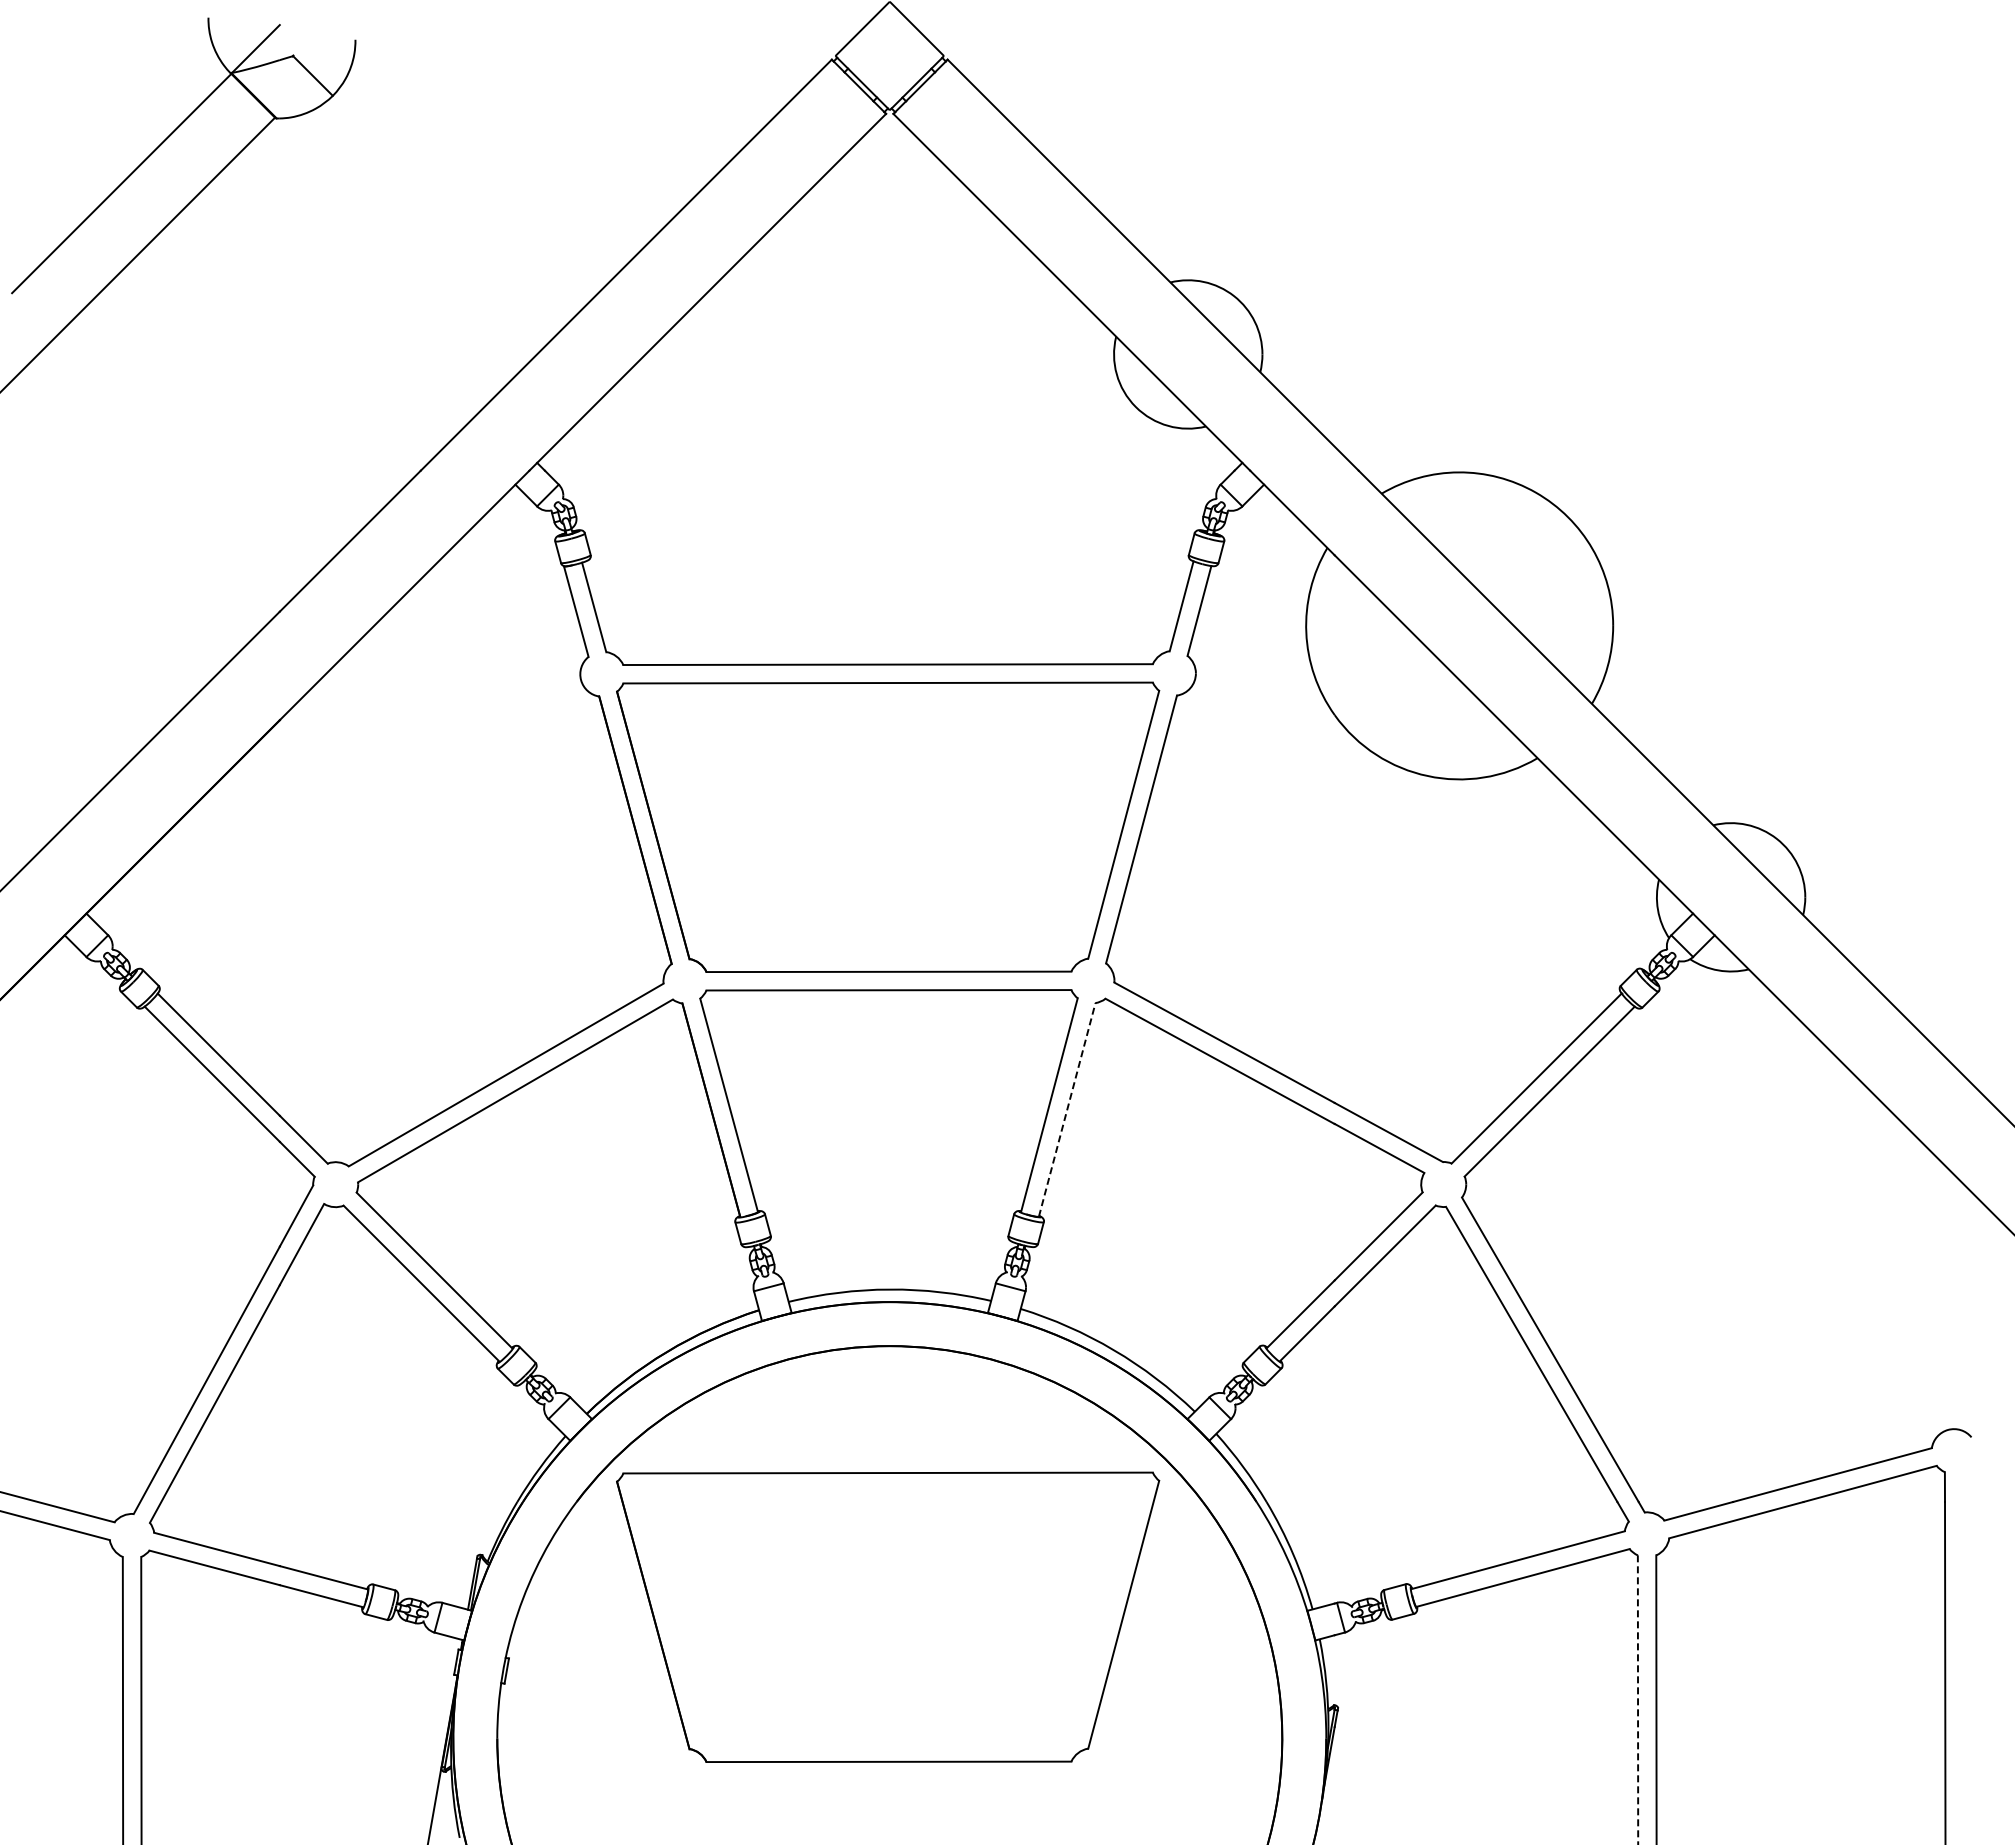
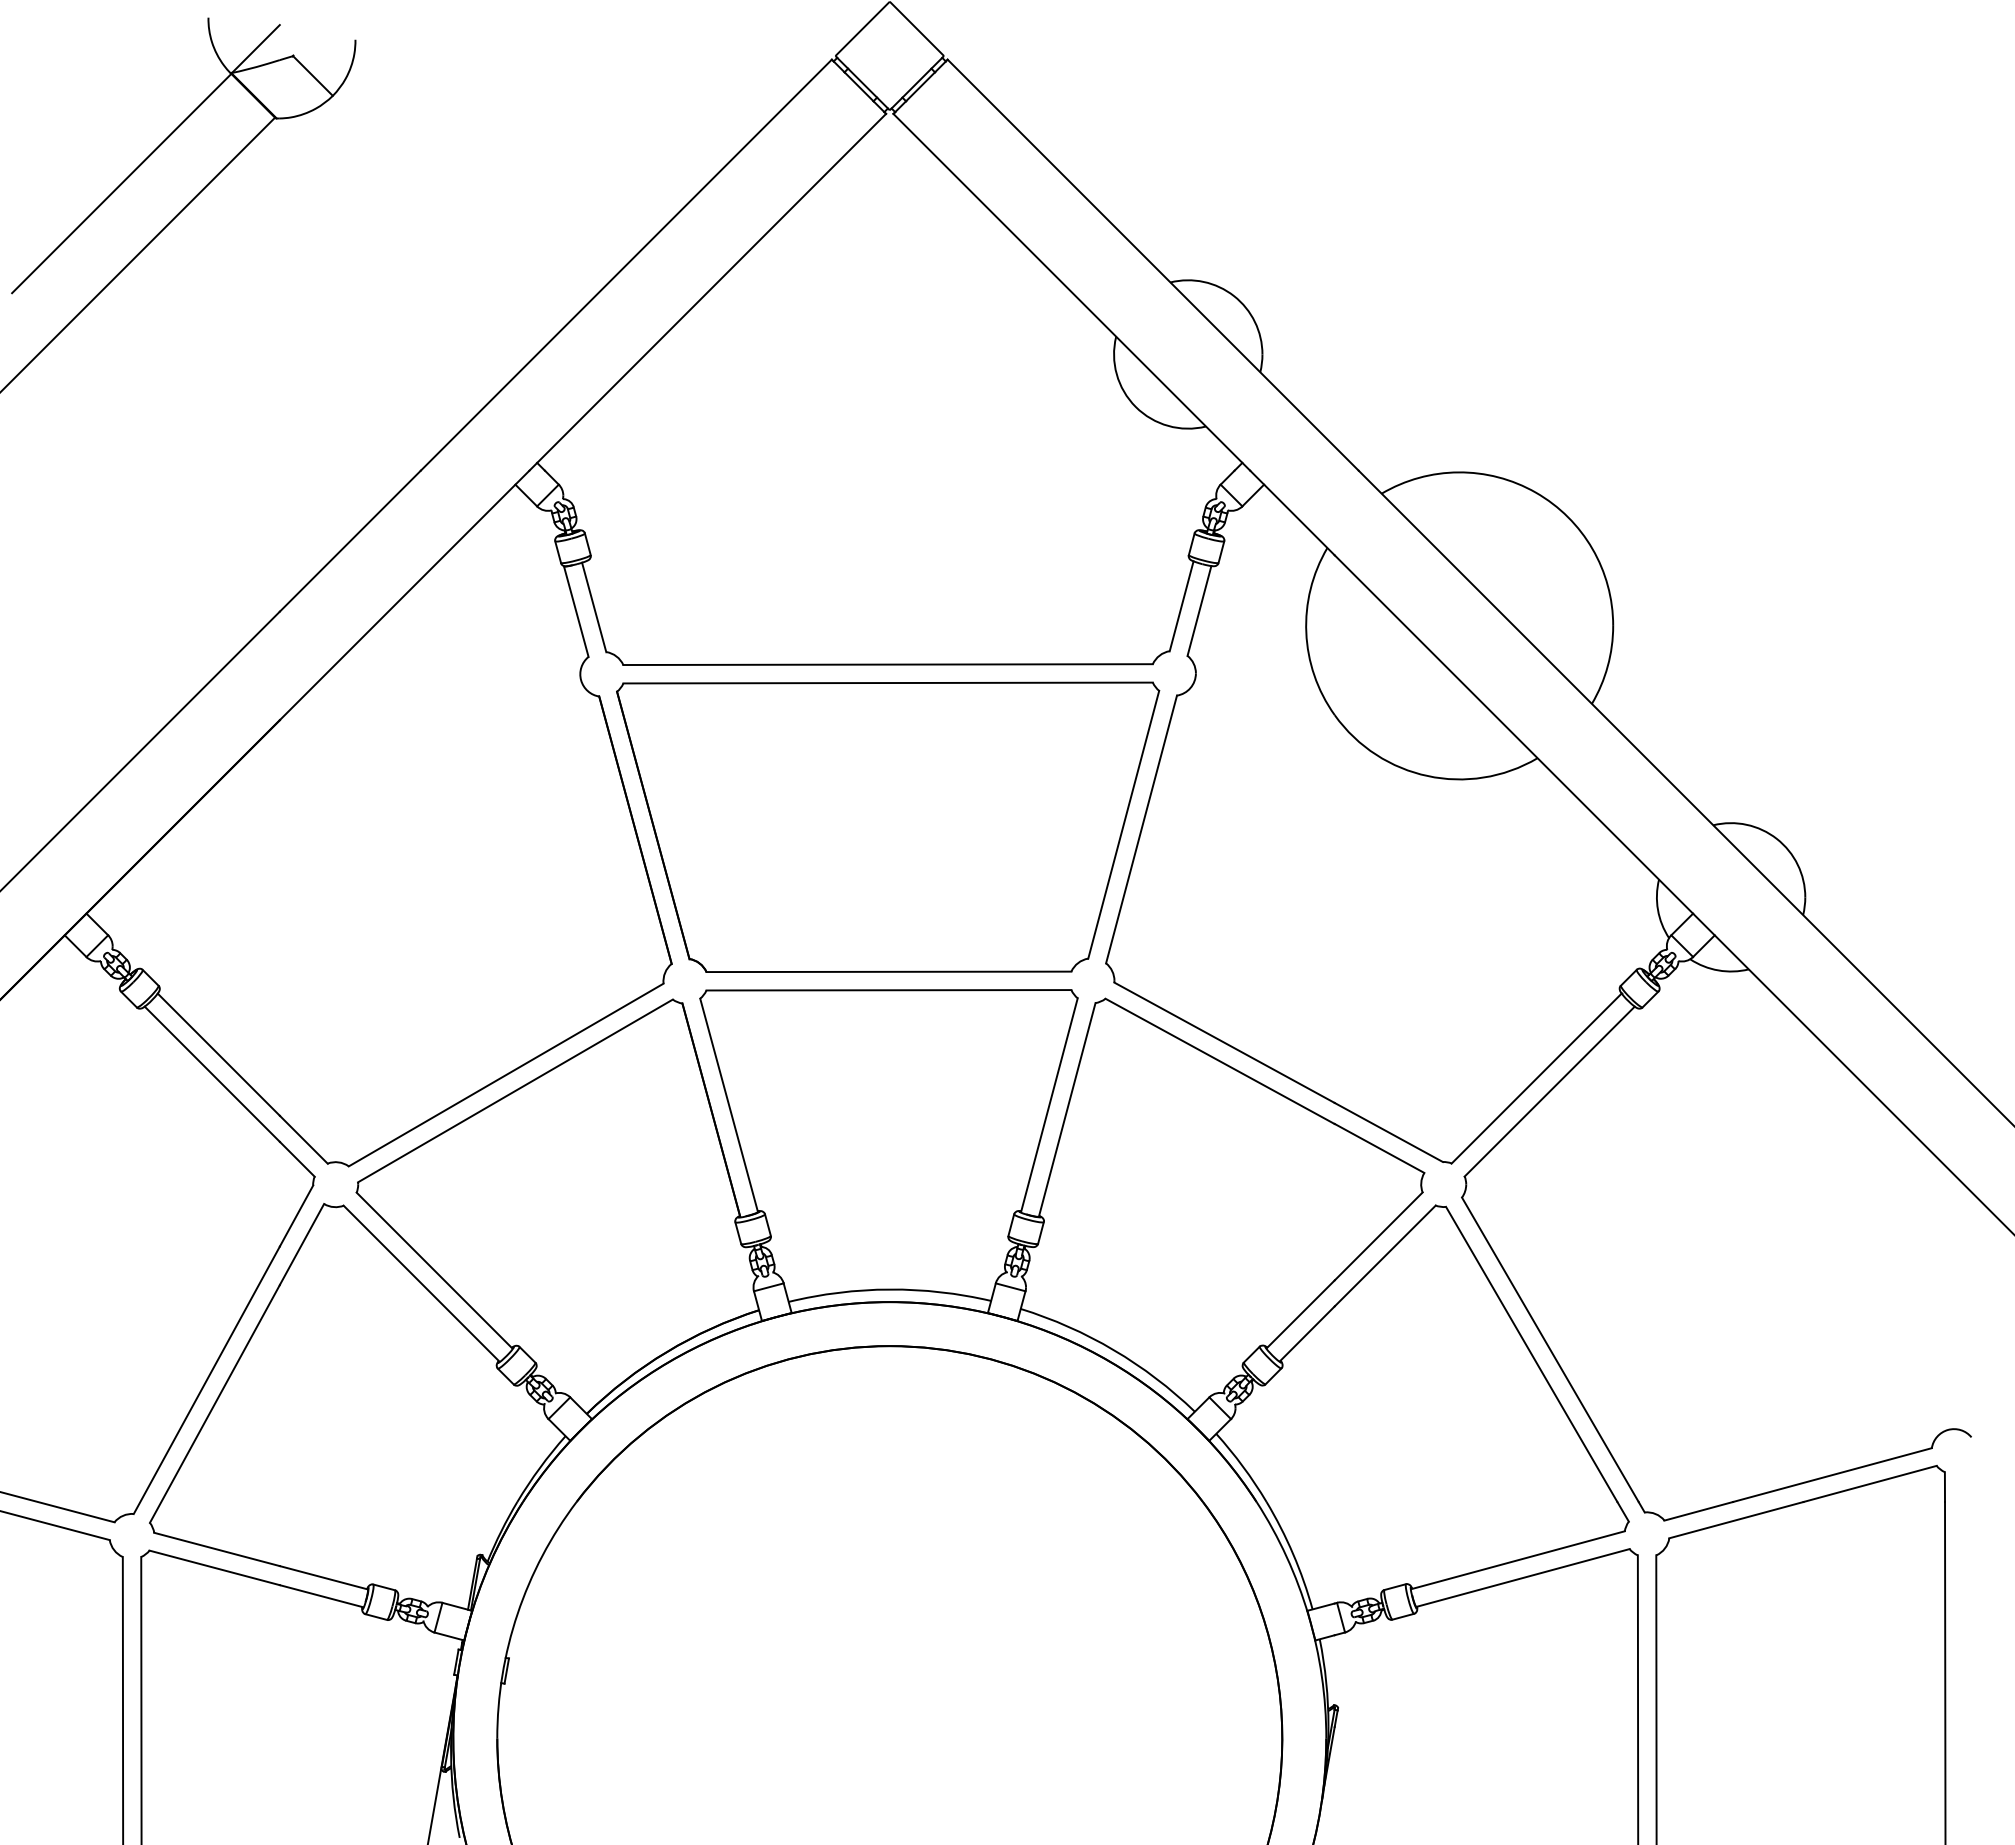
line: dashed -> solid (1067, 1109)
part: present -> none (888, 1616)
line: dashed -> solid (1638, 1700)
